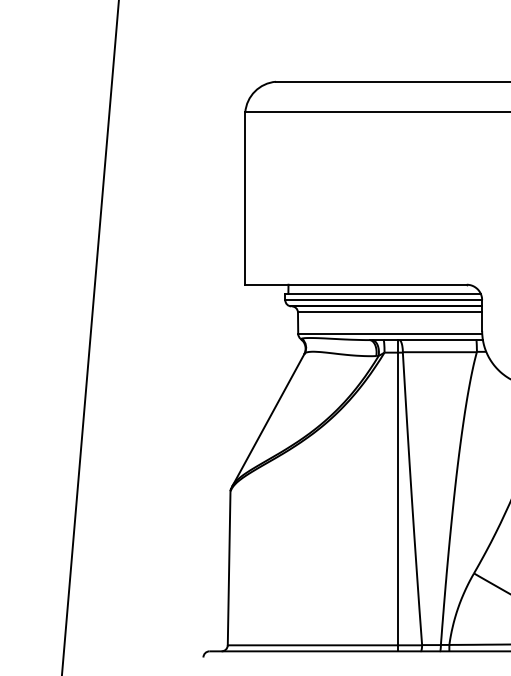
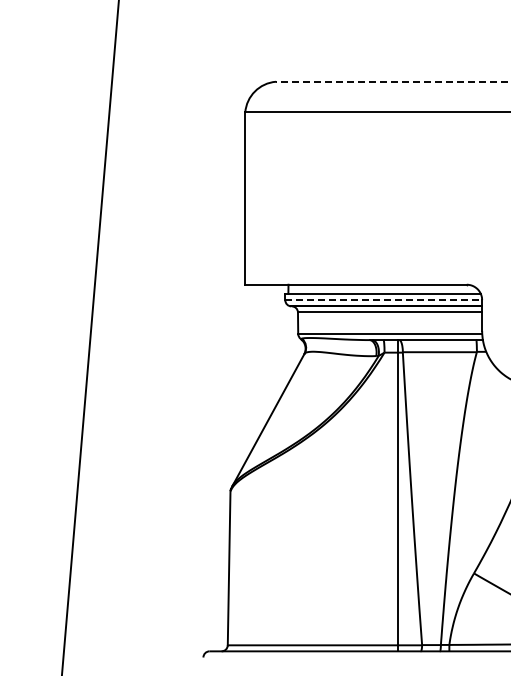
line: solid -> dashed (392, 81)
line: solid -> dashed (384, 300)
